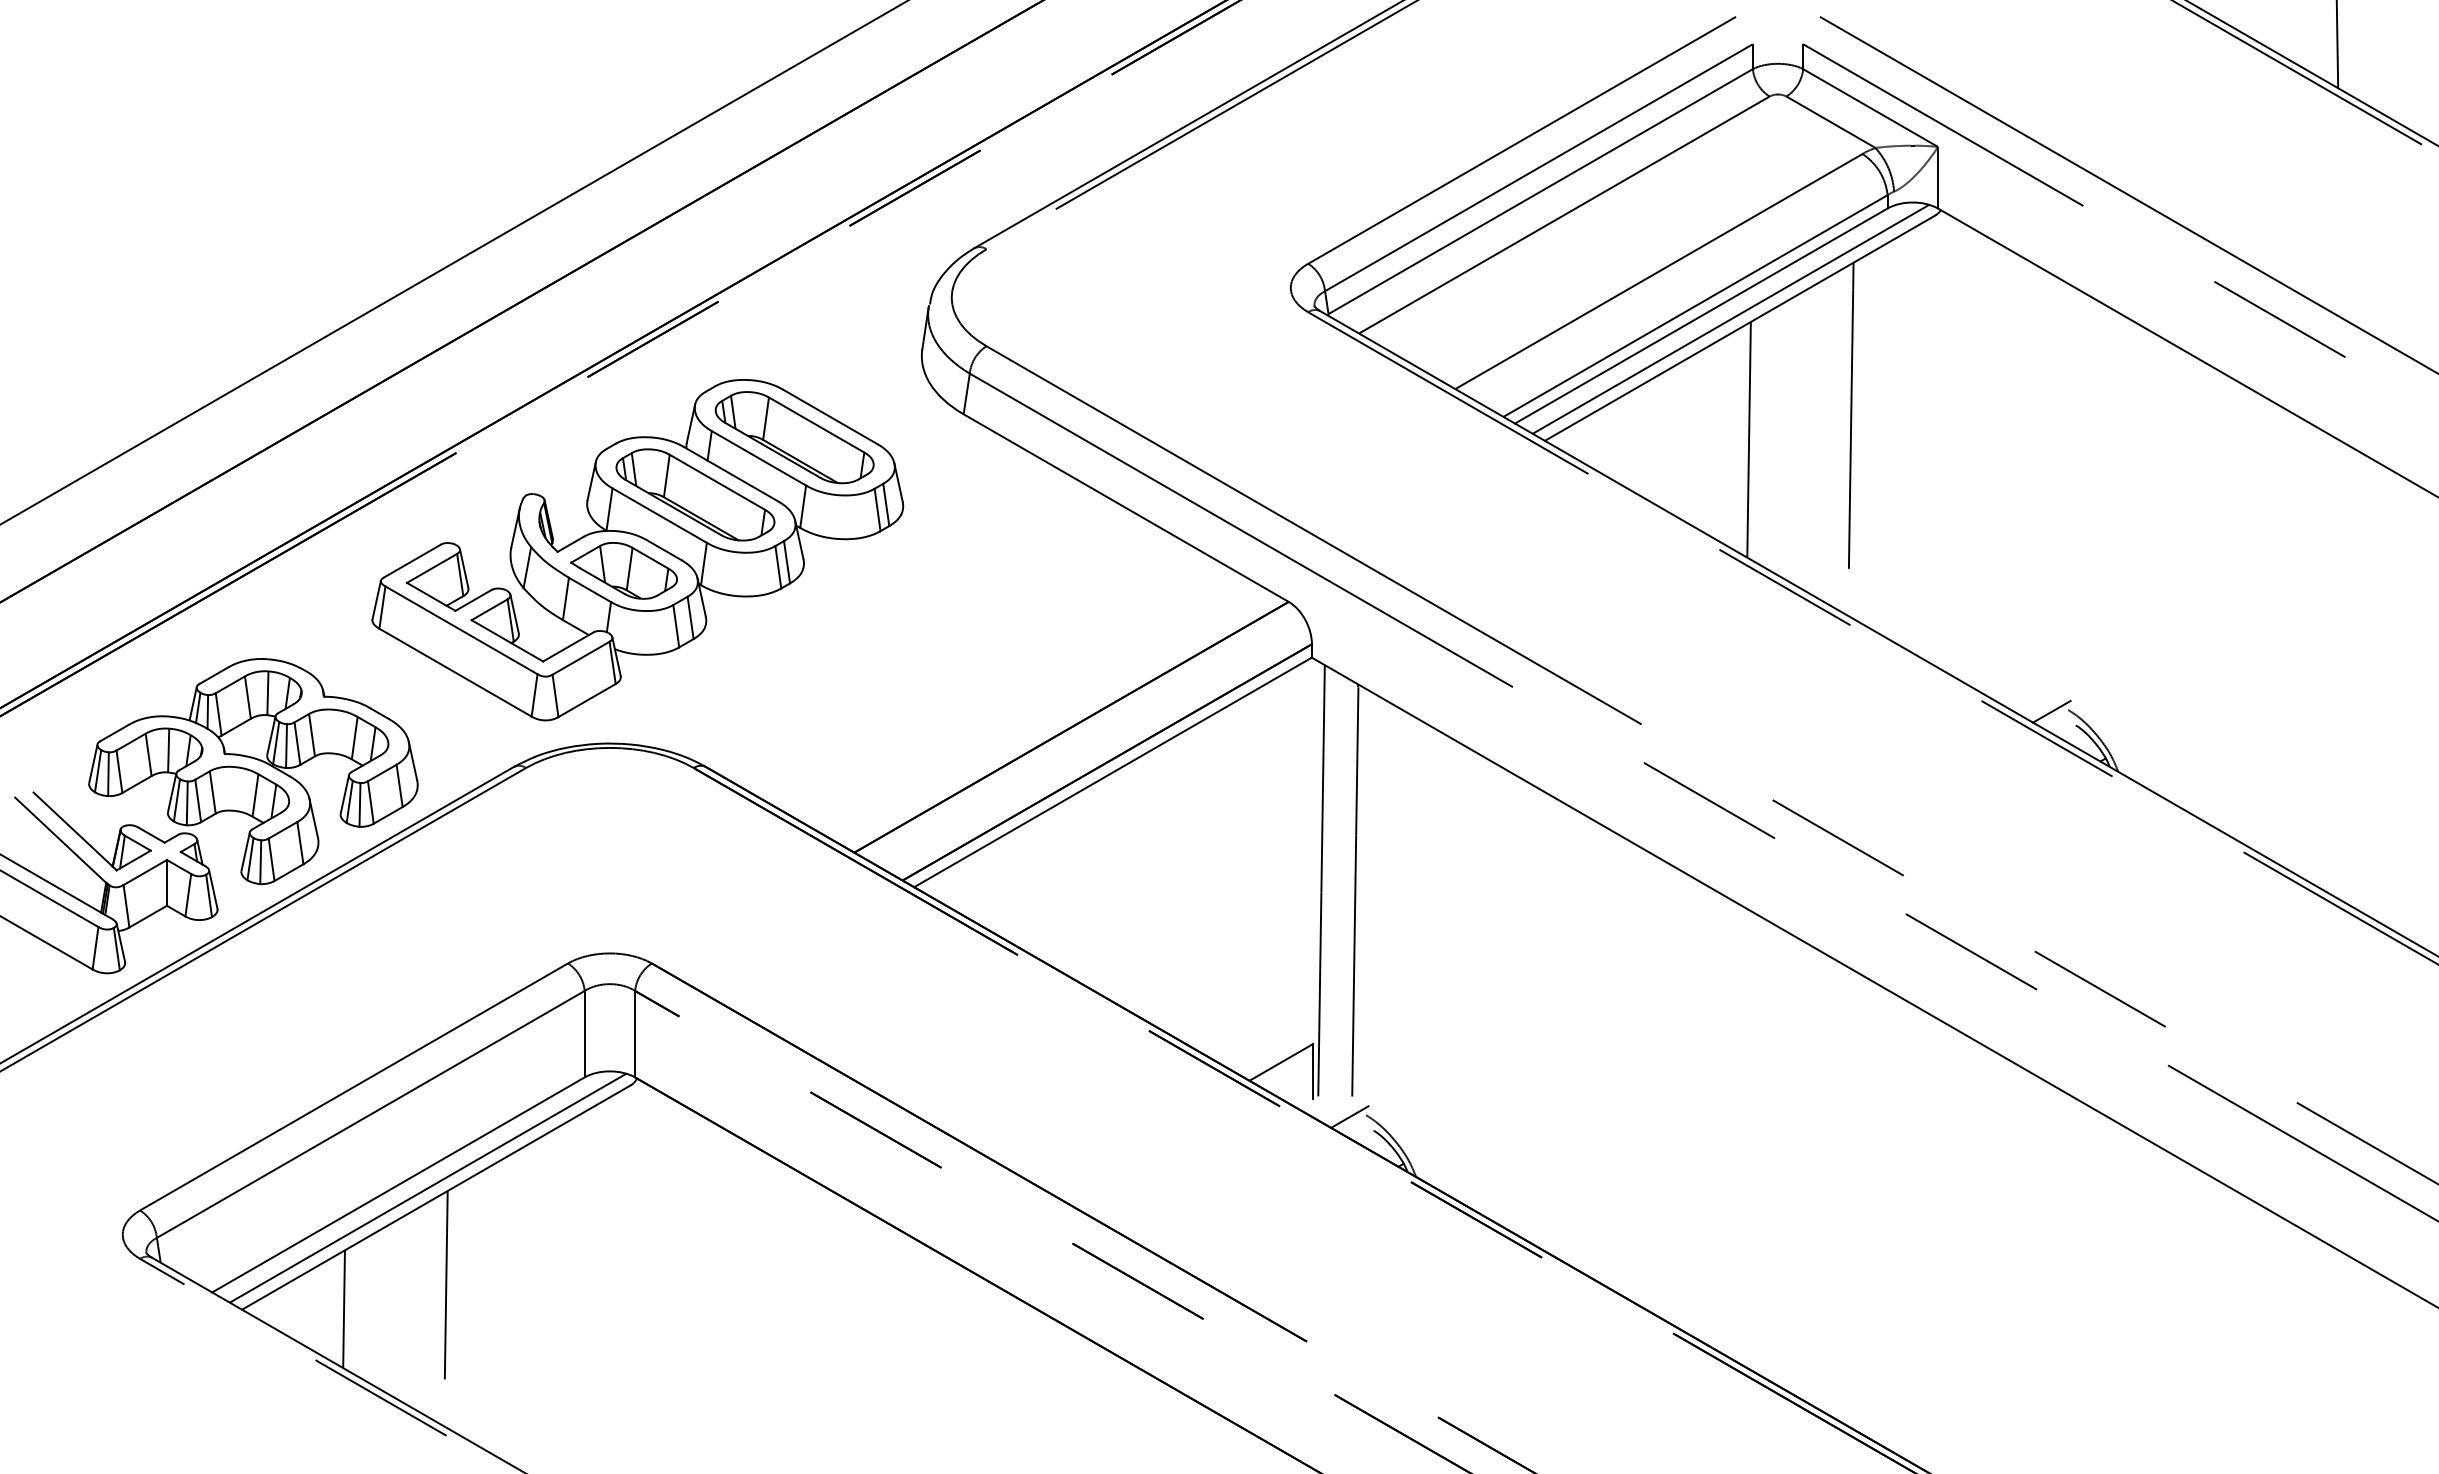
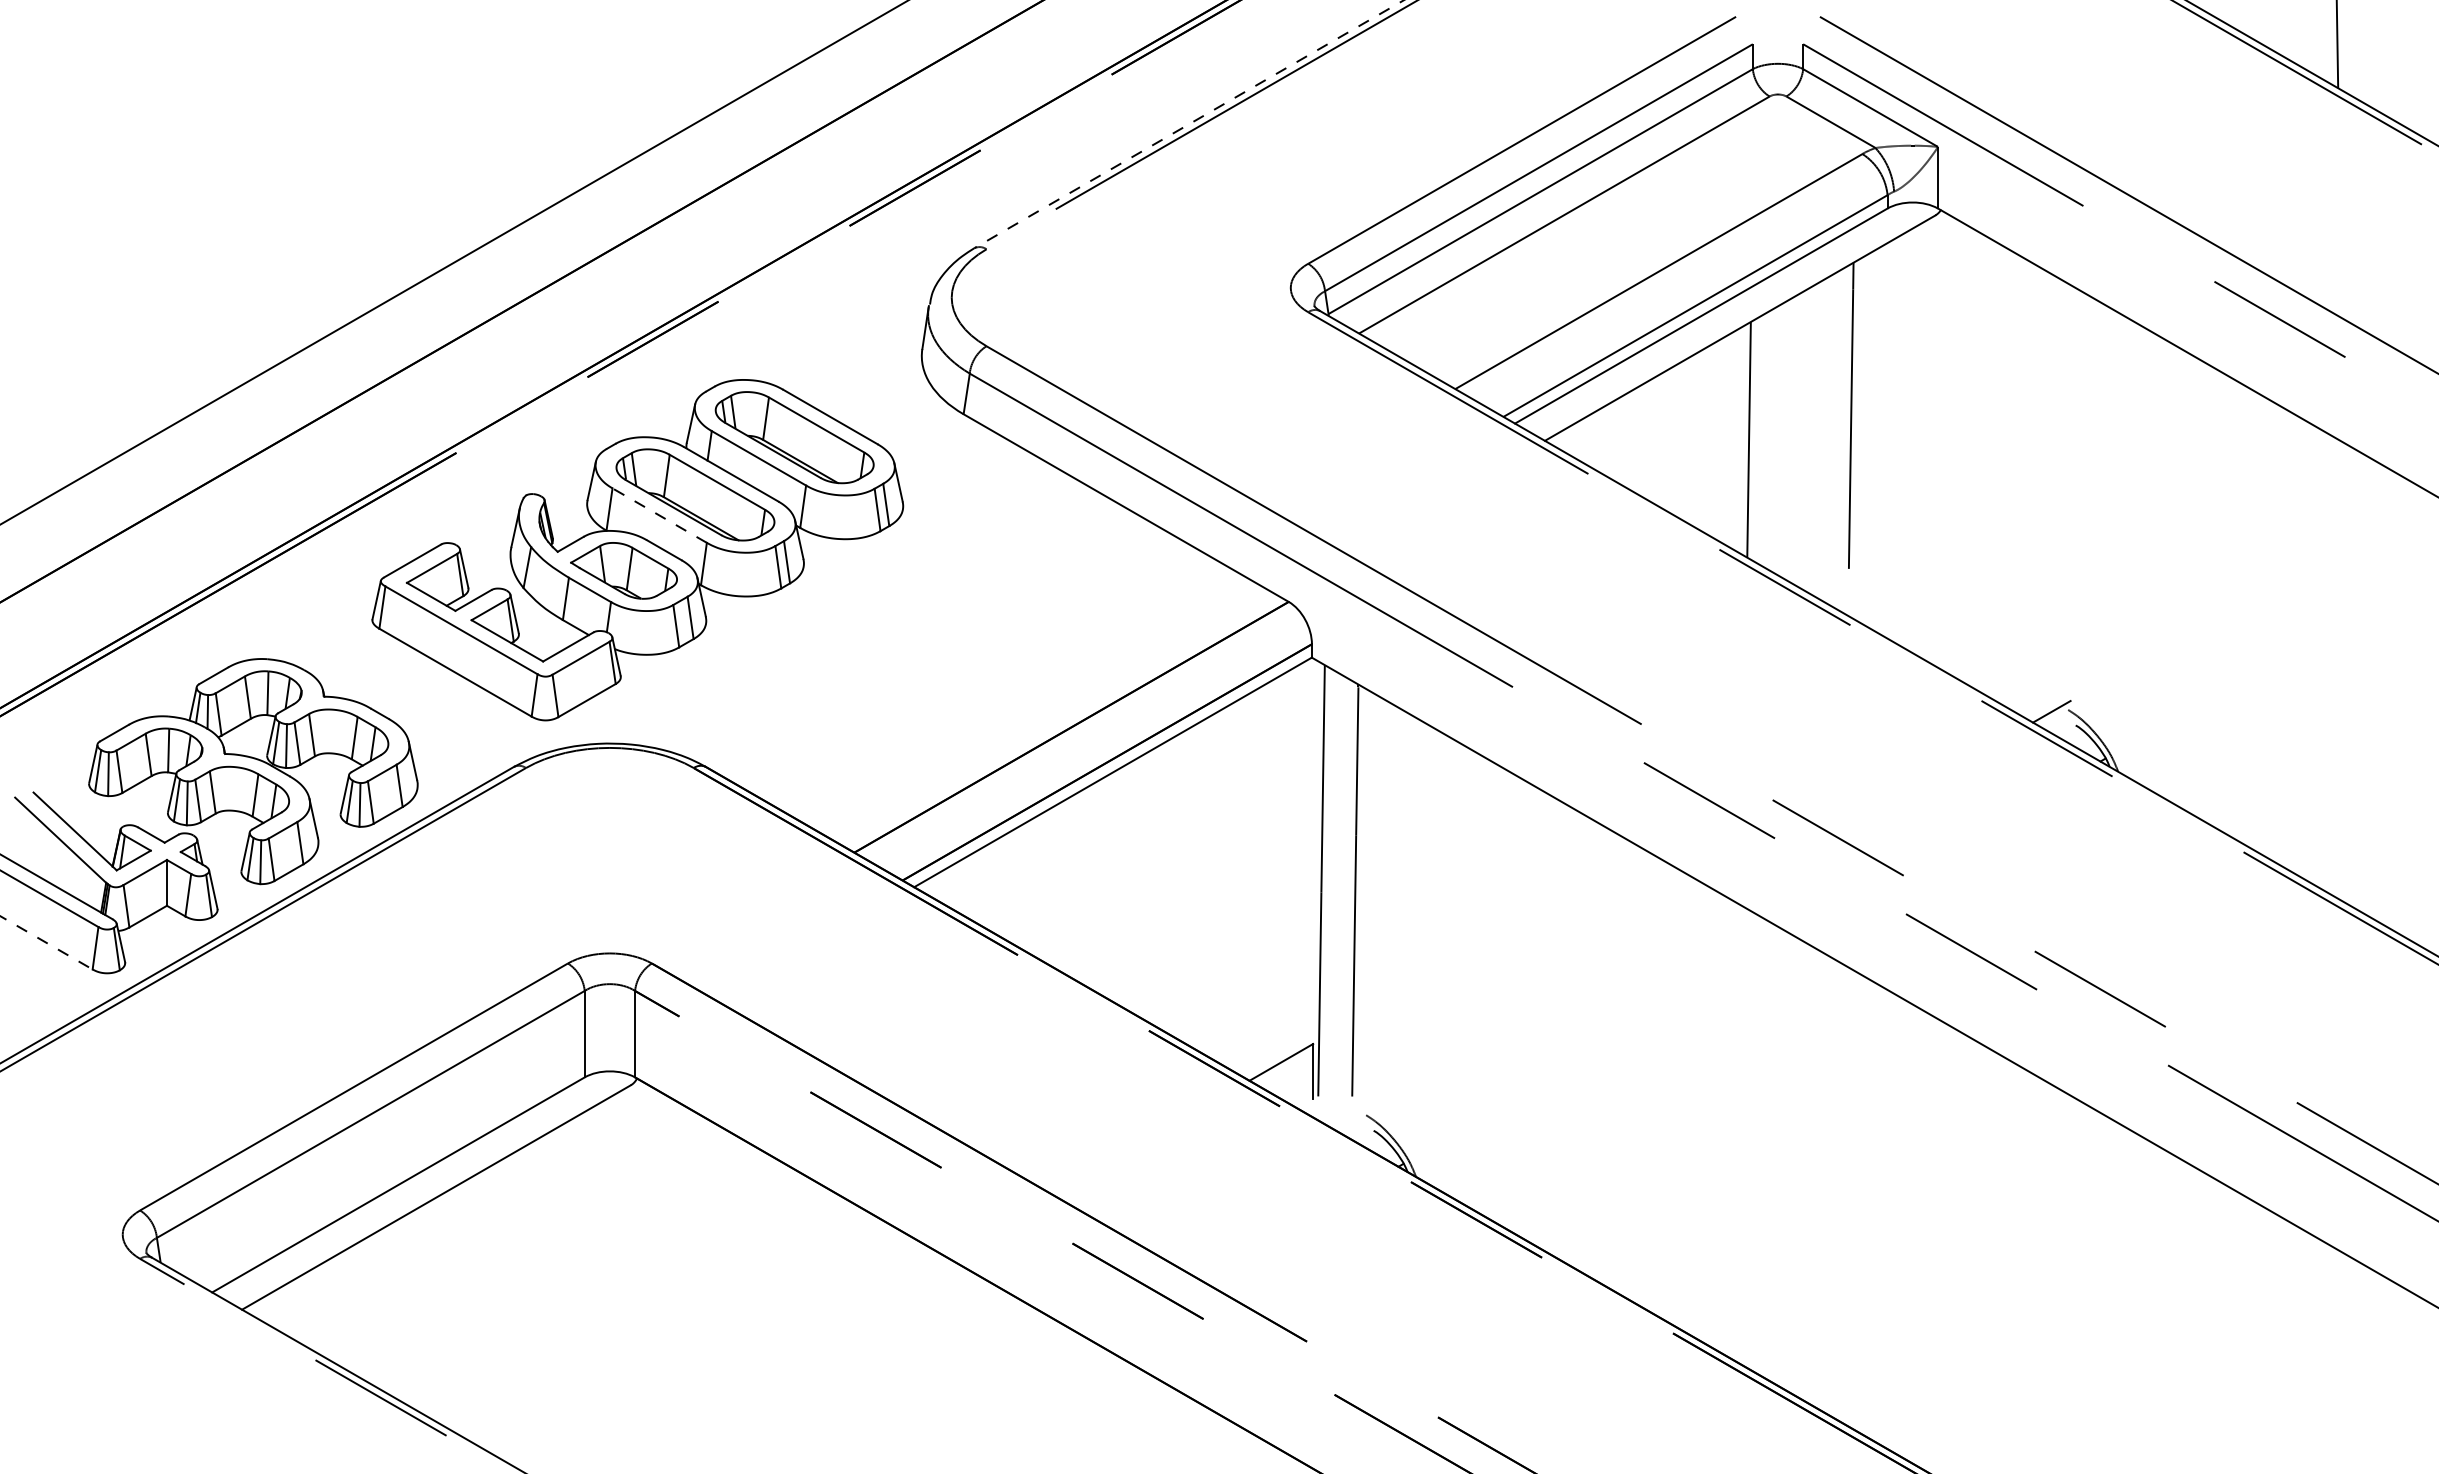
line: solid -> dashed (1189, 124)
line: present -> none (1730, 318)
line: solid -> dashed (659, 515)
line: solid -> dashed (46, 943)
line: present -> none (1349, 1116)
line: present -> none (427, 1187)
line: present -> none (445, 1285)
line: present -> none (343, 1309)
